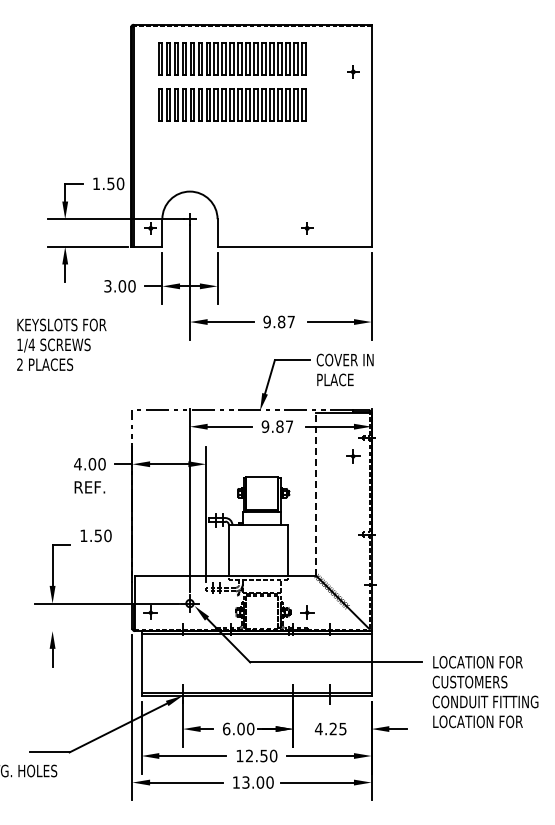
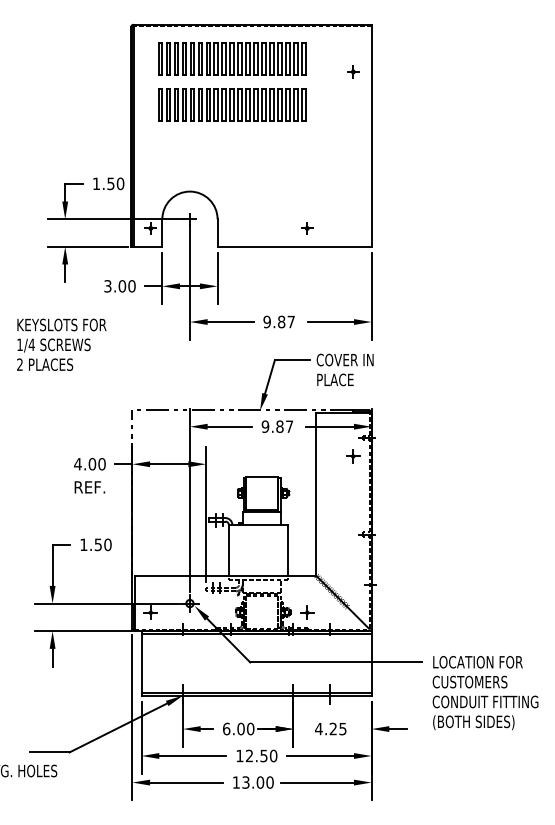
line: dashed -> solid (316, 493)
text position: (95, 535) -> (95, 544) (95, 544)
line: none -> present (82, 631)
text: LOCATION FOR -> (BOTH SIDES) (477, 722)
